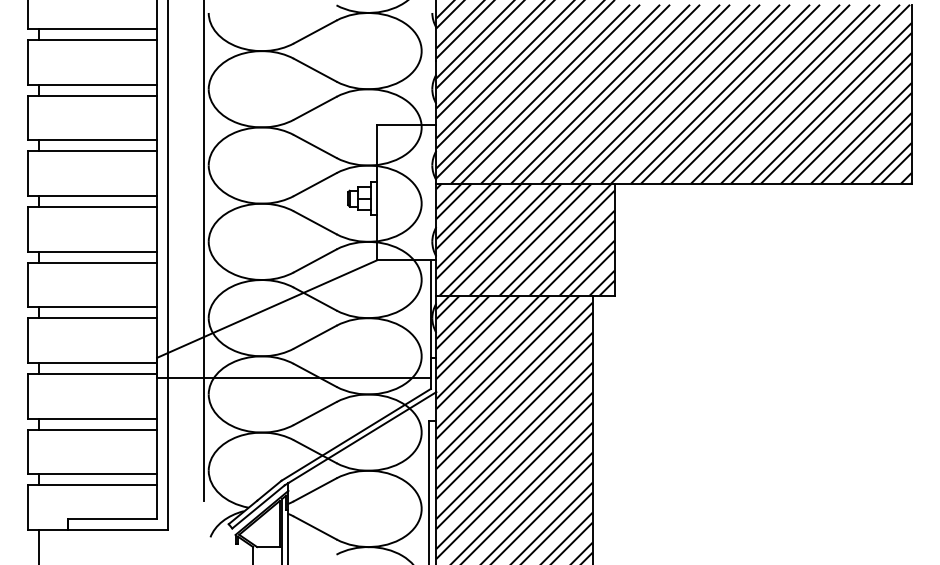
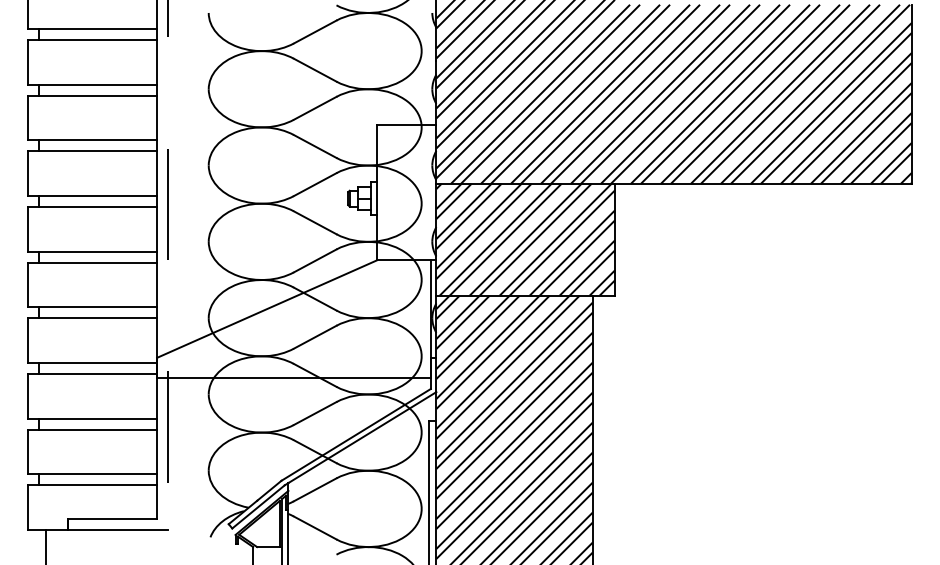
line: present -> none (203, 251)
line: solid -> dashed (168, 265)
line position: (39, 545) -> (46, 545) (46, 545)
